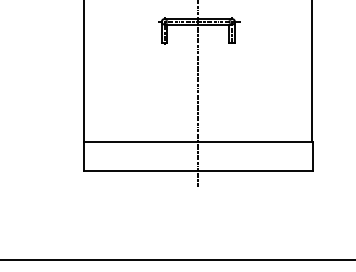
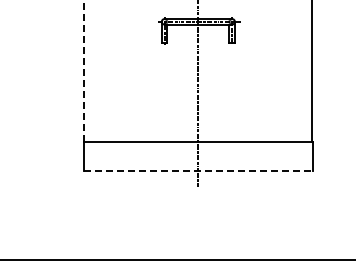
line: solid -> dashed (84, 71)
line: solid -> dashed (198, 171)
